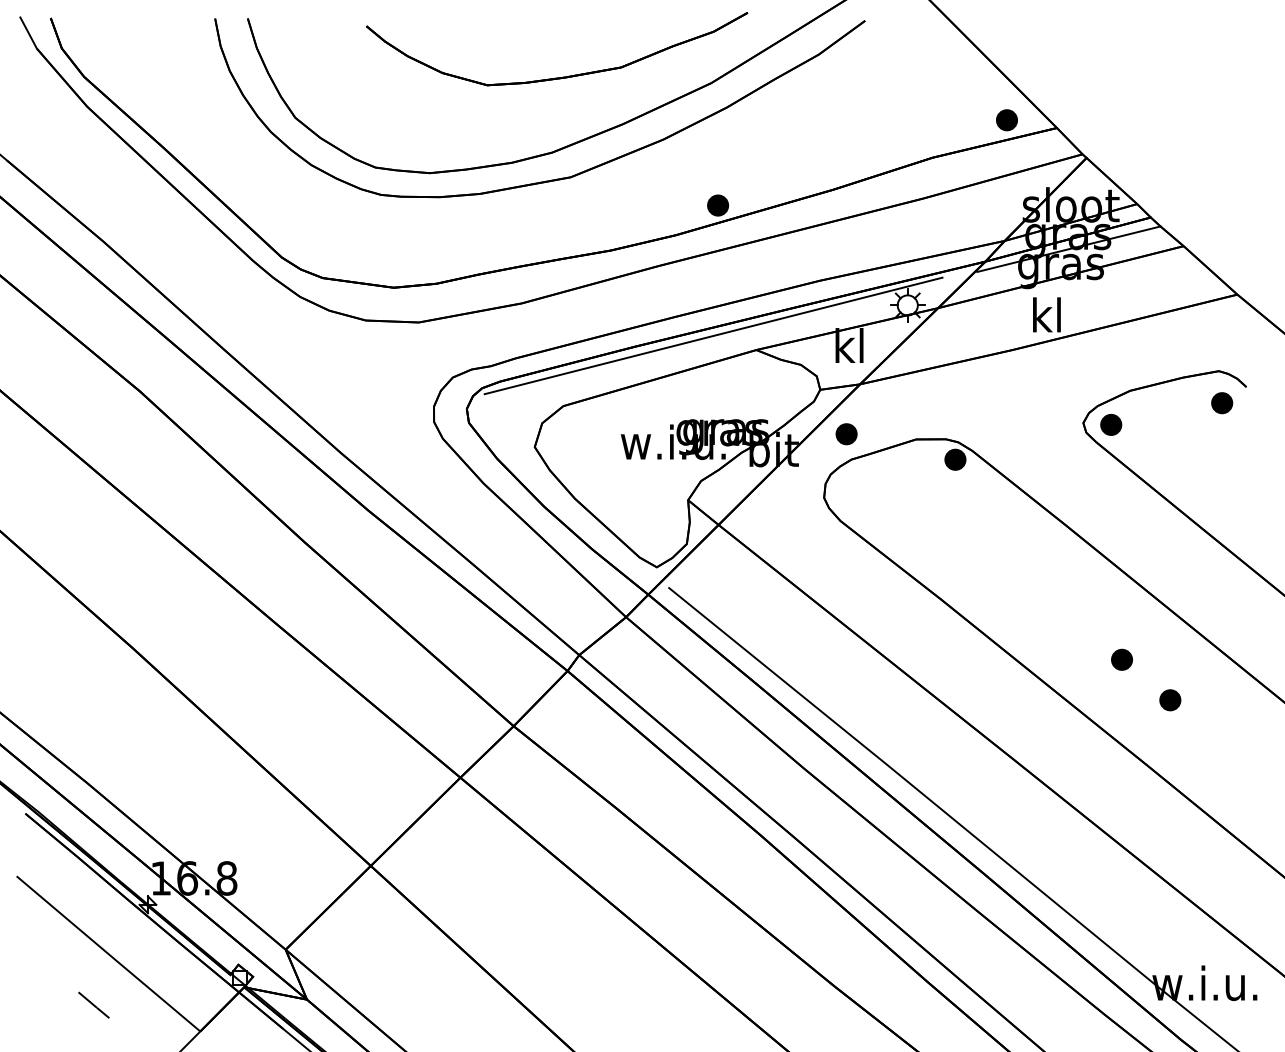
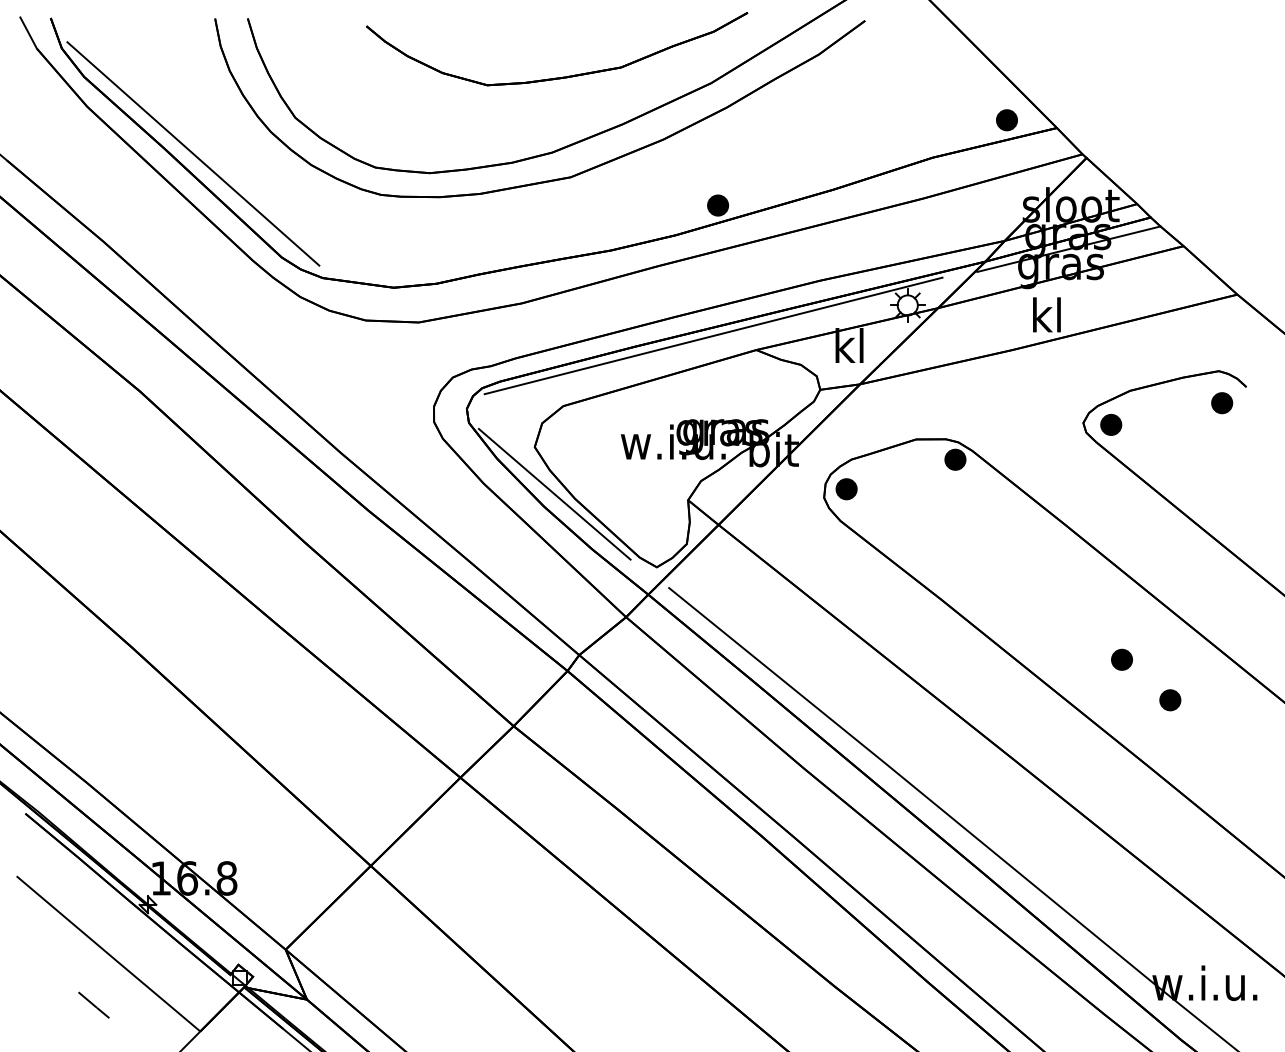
line: none -> present (193, 153)
part position: (846, 434) -> (846, 489) (846, 489)
line: none -> present (554, 493)
